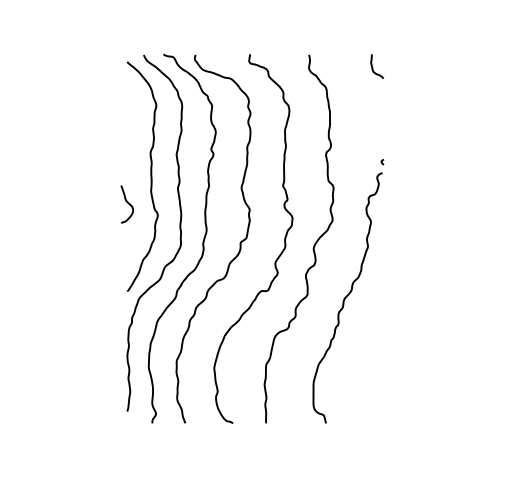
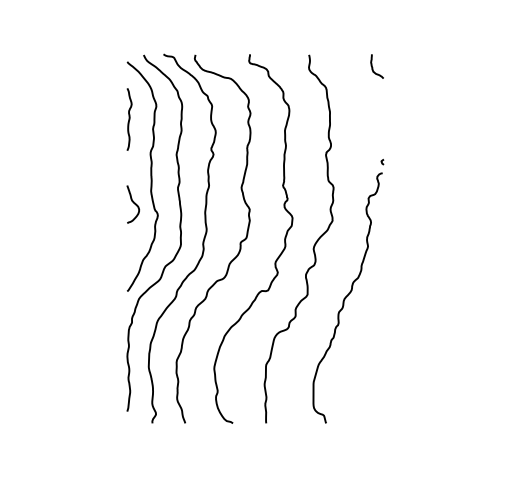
curve: none -> present (129, 119)
curve position: (127, 203) -> (133, 203) (133, 203)
